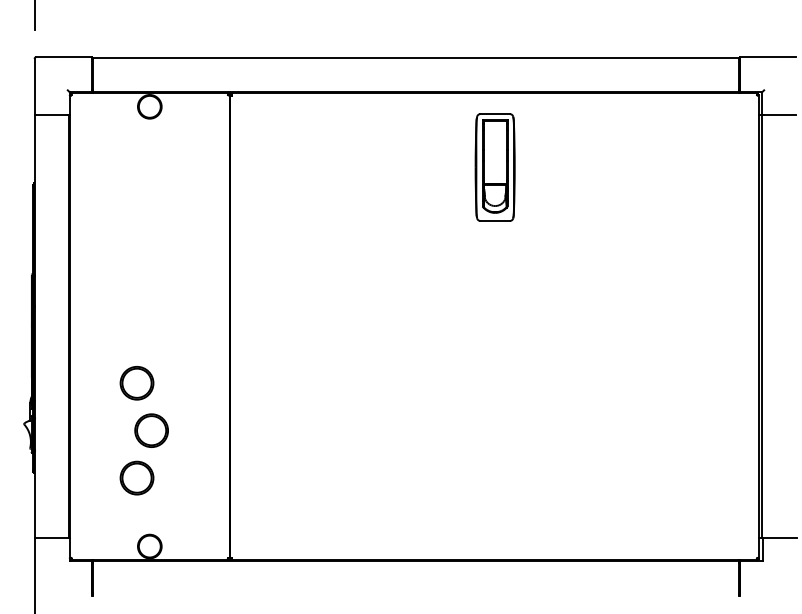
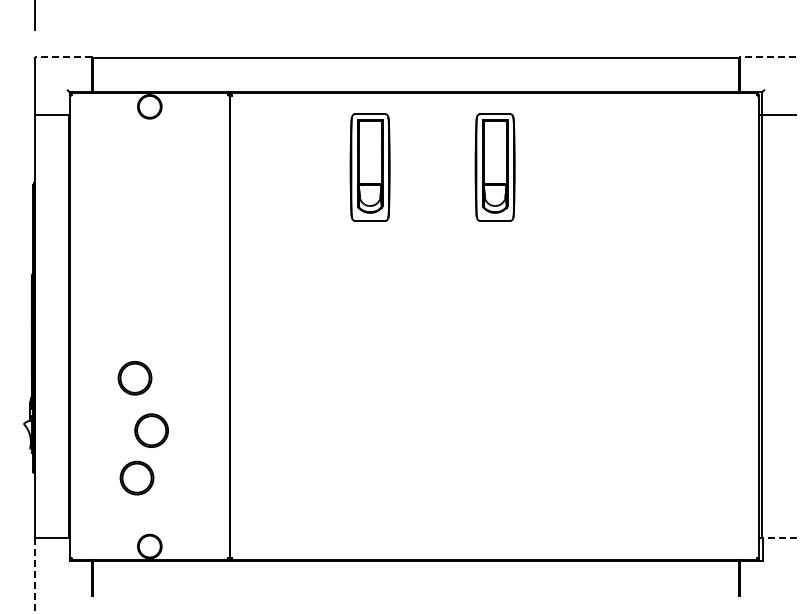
line: solid -> dashed (64, 57)
line: solid -> dashed (767, 57)
part: none -> present (369, 167)
part position: (136, 383) -> (134, 378) (134, 378)
line: solid -> dashed (779, 538)
line: solid -> dashed (34, 575)
